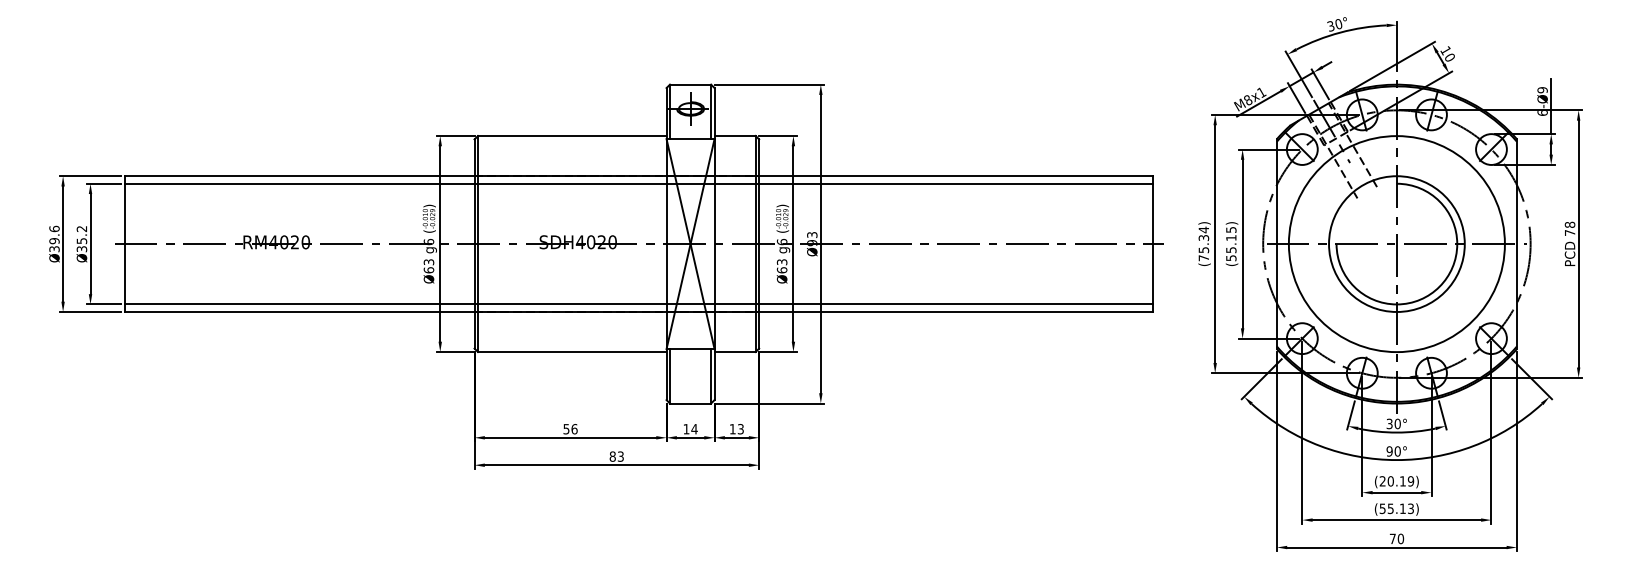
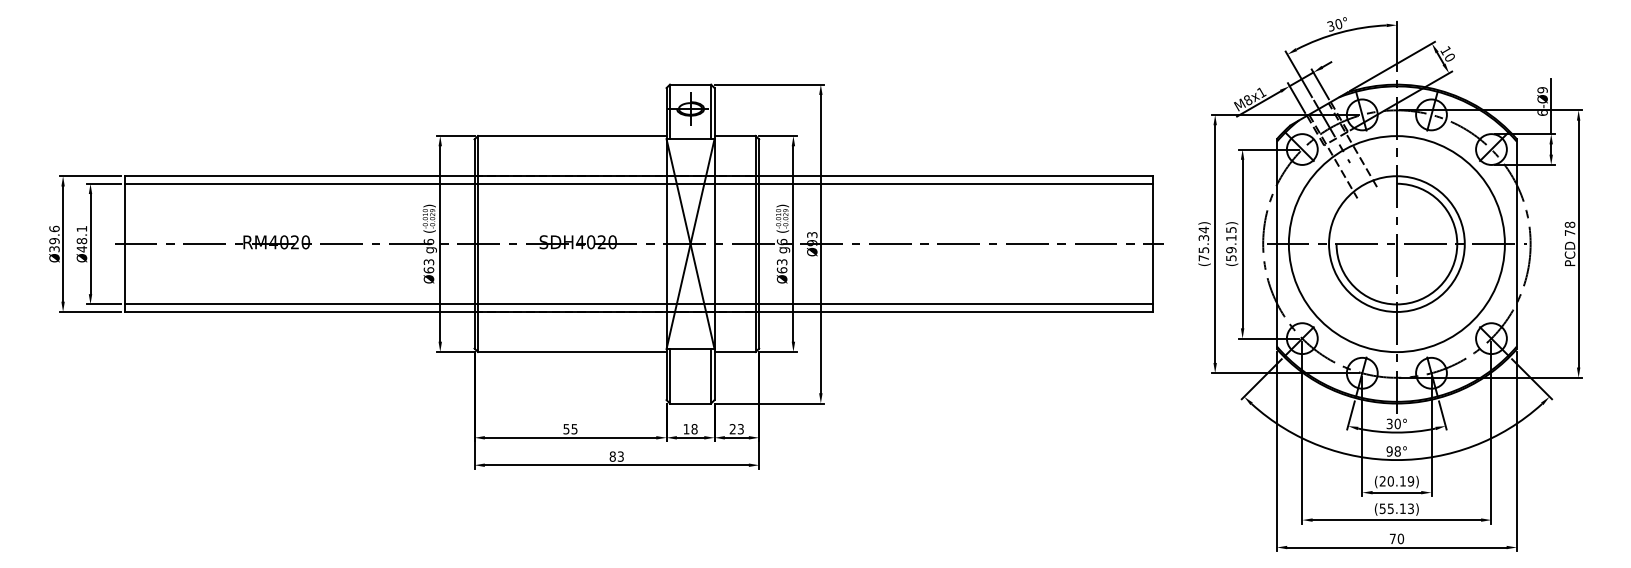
text: Ø35.2 -> Ø48.1 (81, 239)
text: (55.15) -> (59.15) (1231, 250)
text: 56 -> 55 (574, 429)
text: 14 -> 18 (694, 429)
text: 13 -> 23 (732, 429)
text: 90° -> 98° (1397, 451)
